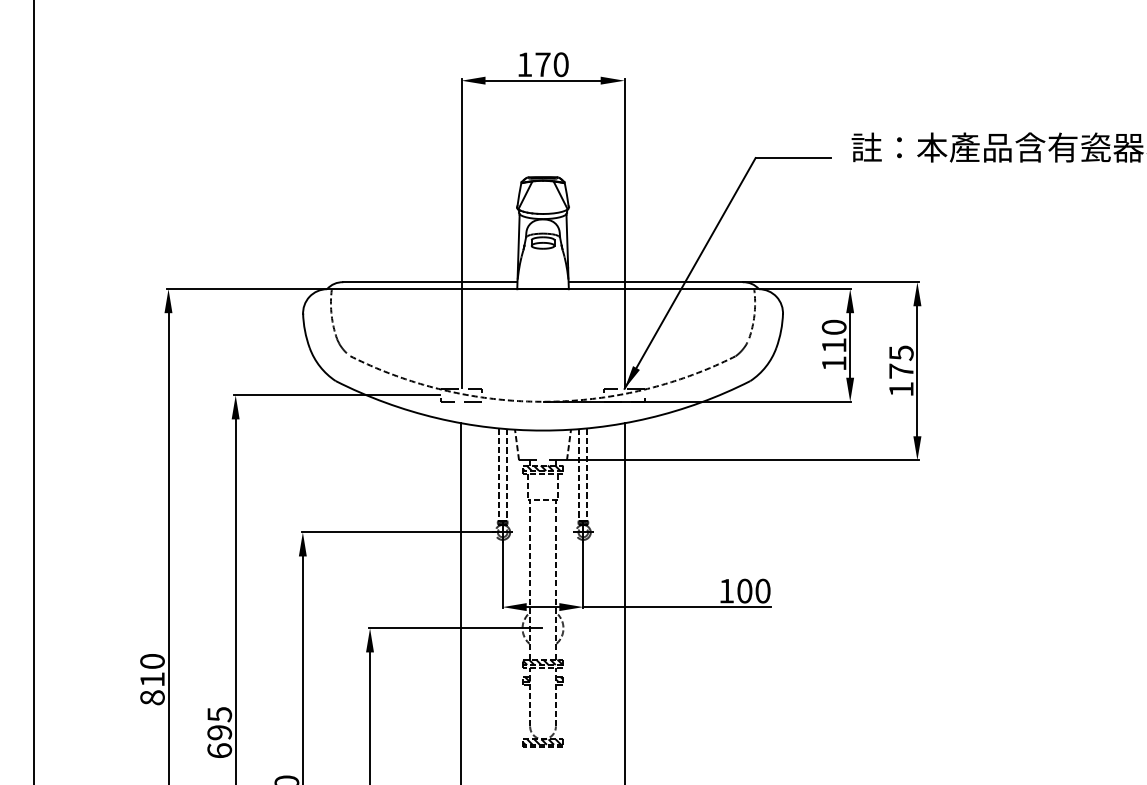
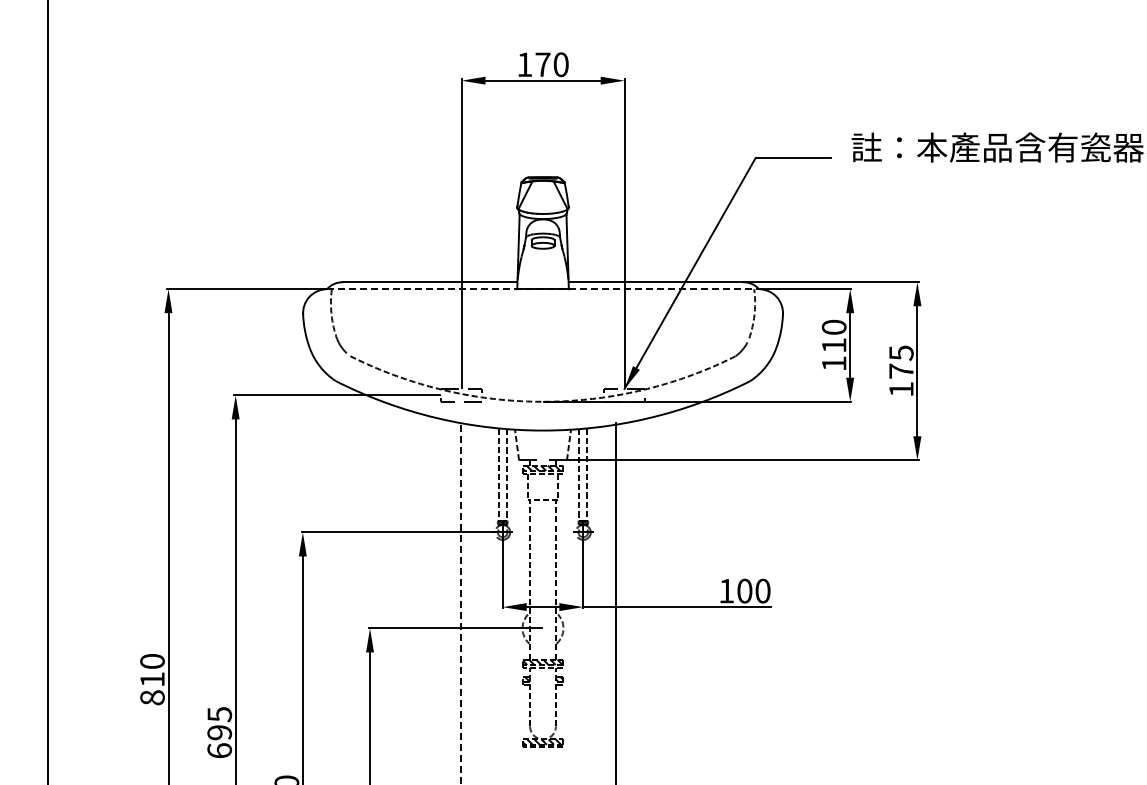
line: solid -> dashed (543, 289)
line position: (34, 391) -> (48, 391) (48, 391)
line position: (624, 602) -> (615, 602) (615, 602)
line: solid -> dashed (461, 603)
